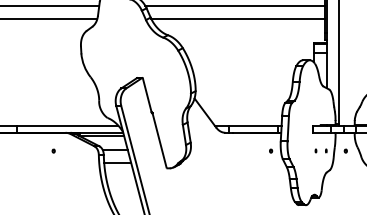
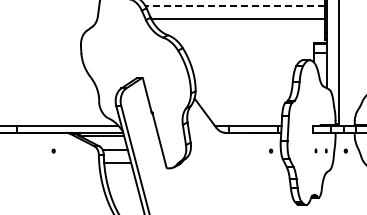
line: present -> none (50, 6)
line: solid -> dashed (235, 6)
line: present -> none (50, 18)
